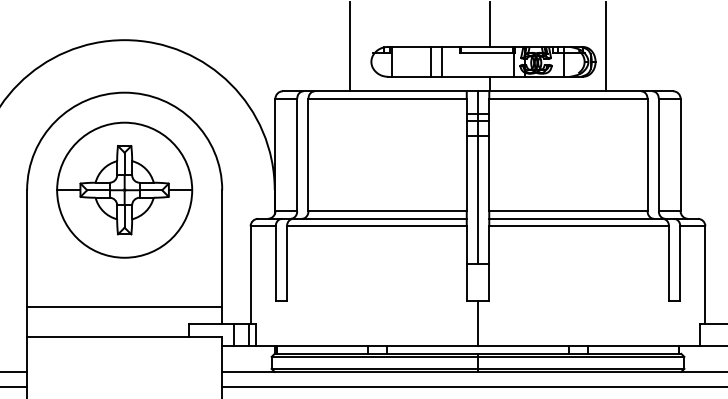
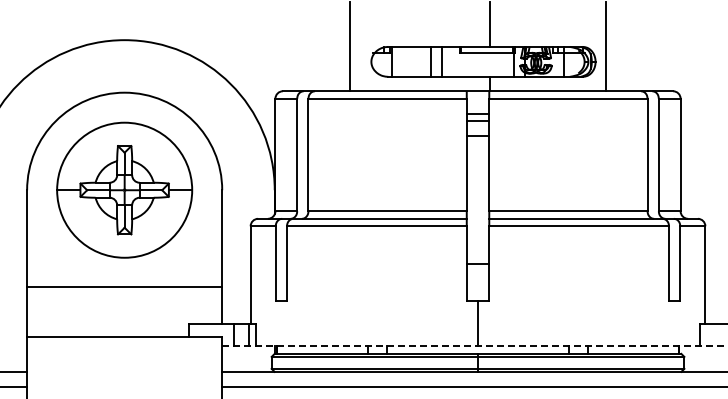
line: present -> none (478, 177)
line position: (124, 306) -> (124, 286) (124, 286)
line: solid -> dashed (475, 346)
